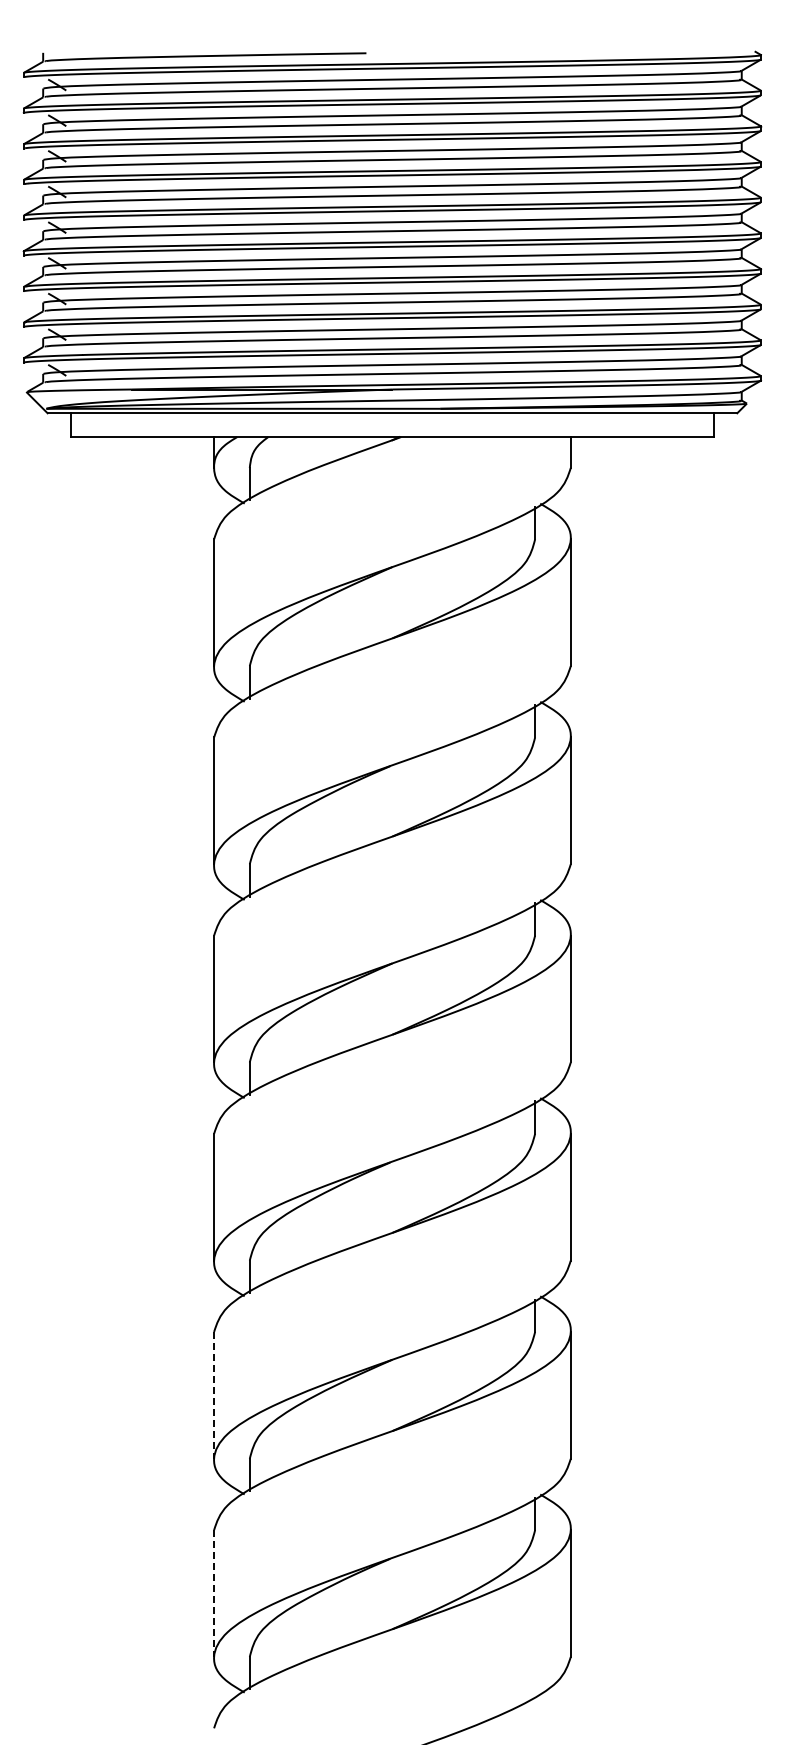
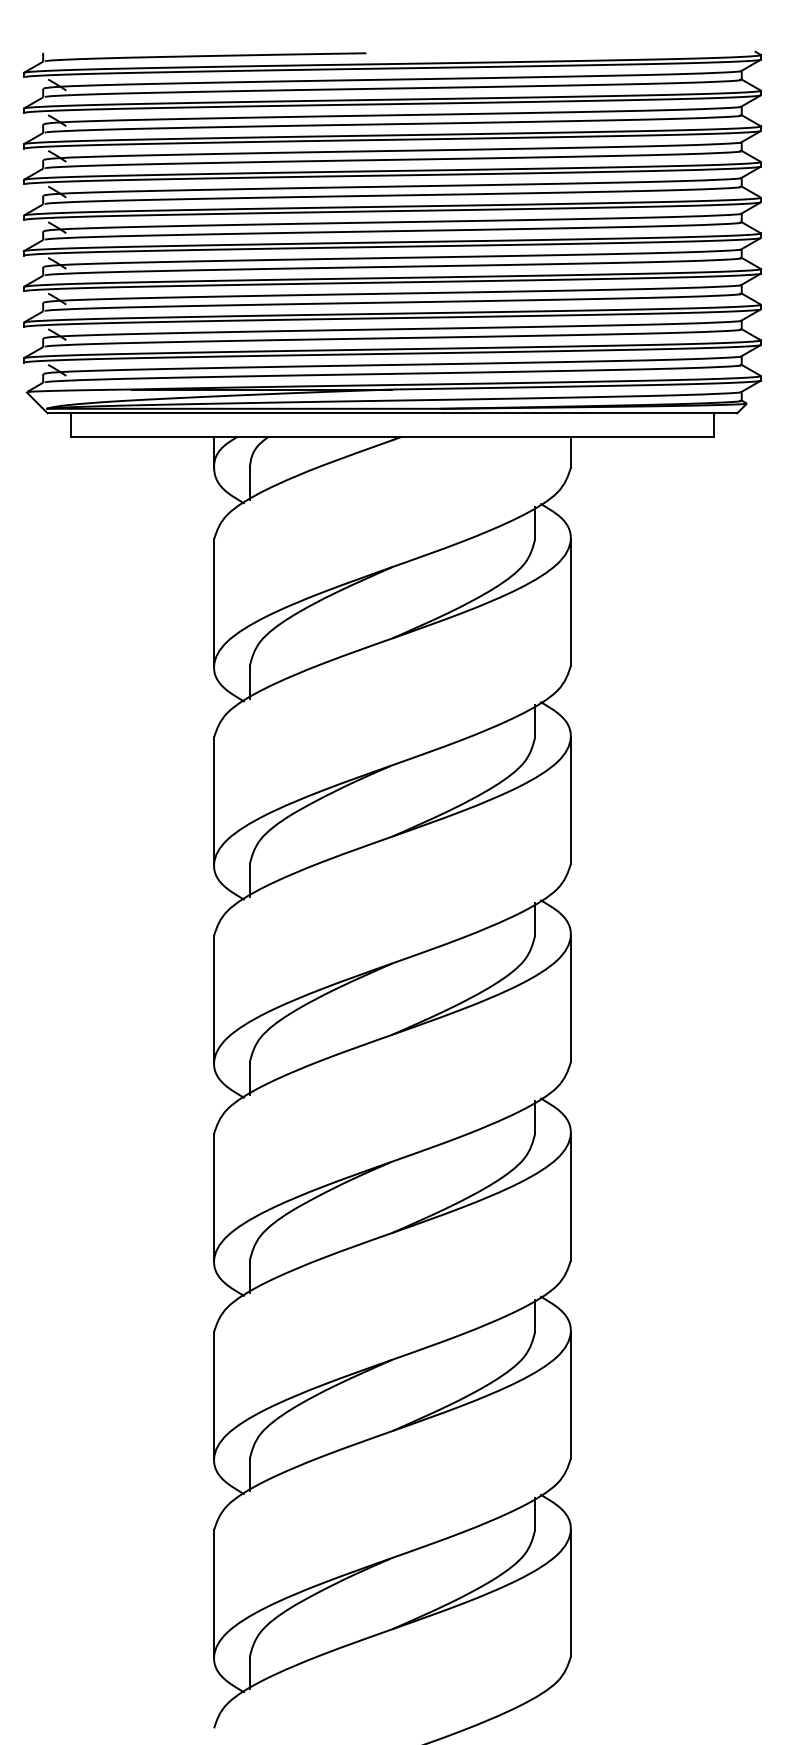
line: dashed -> solid (214, 1395)
line: dashed -> solid (214, 1594)
